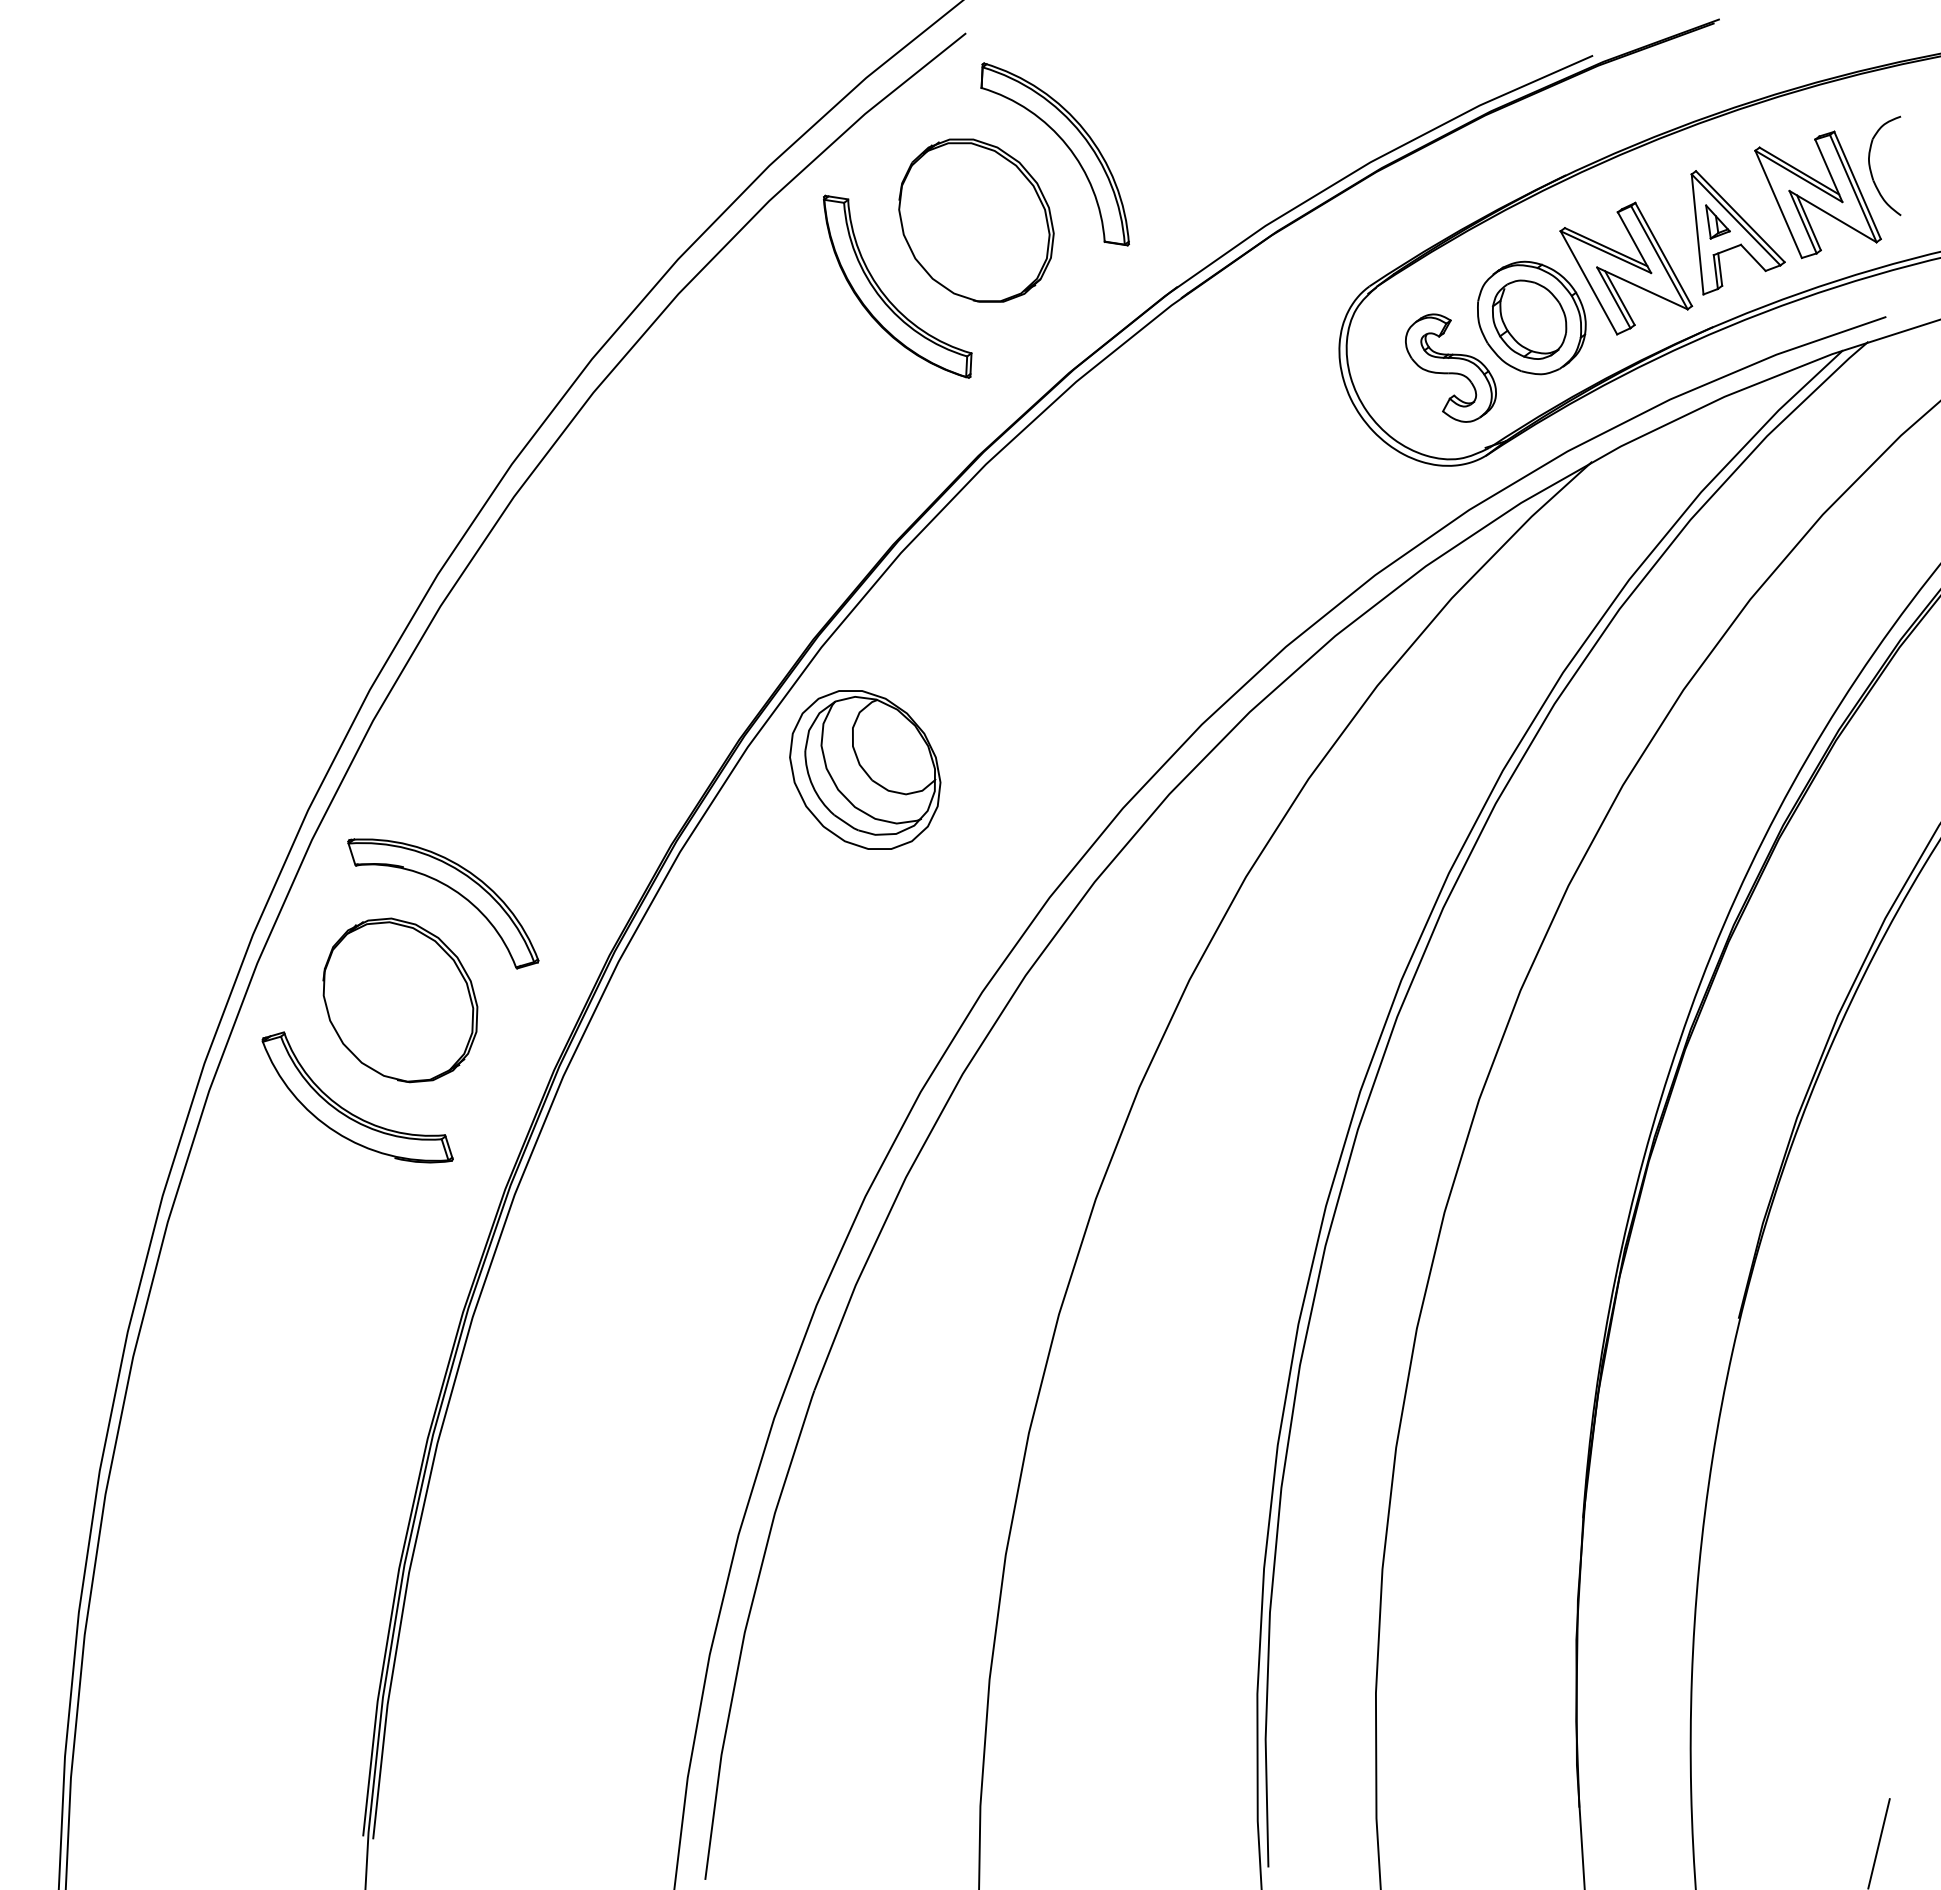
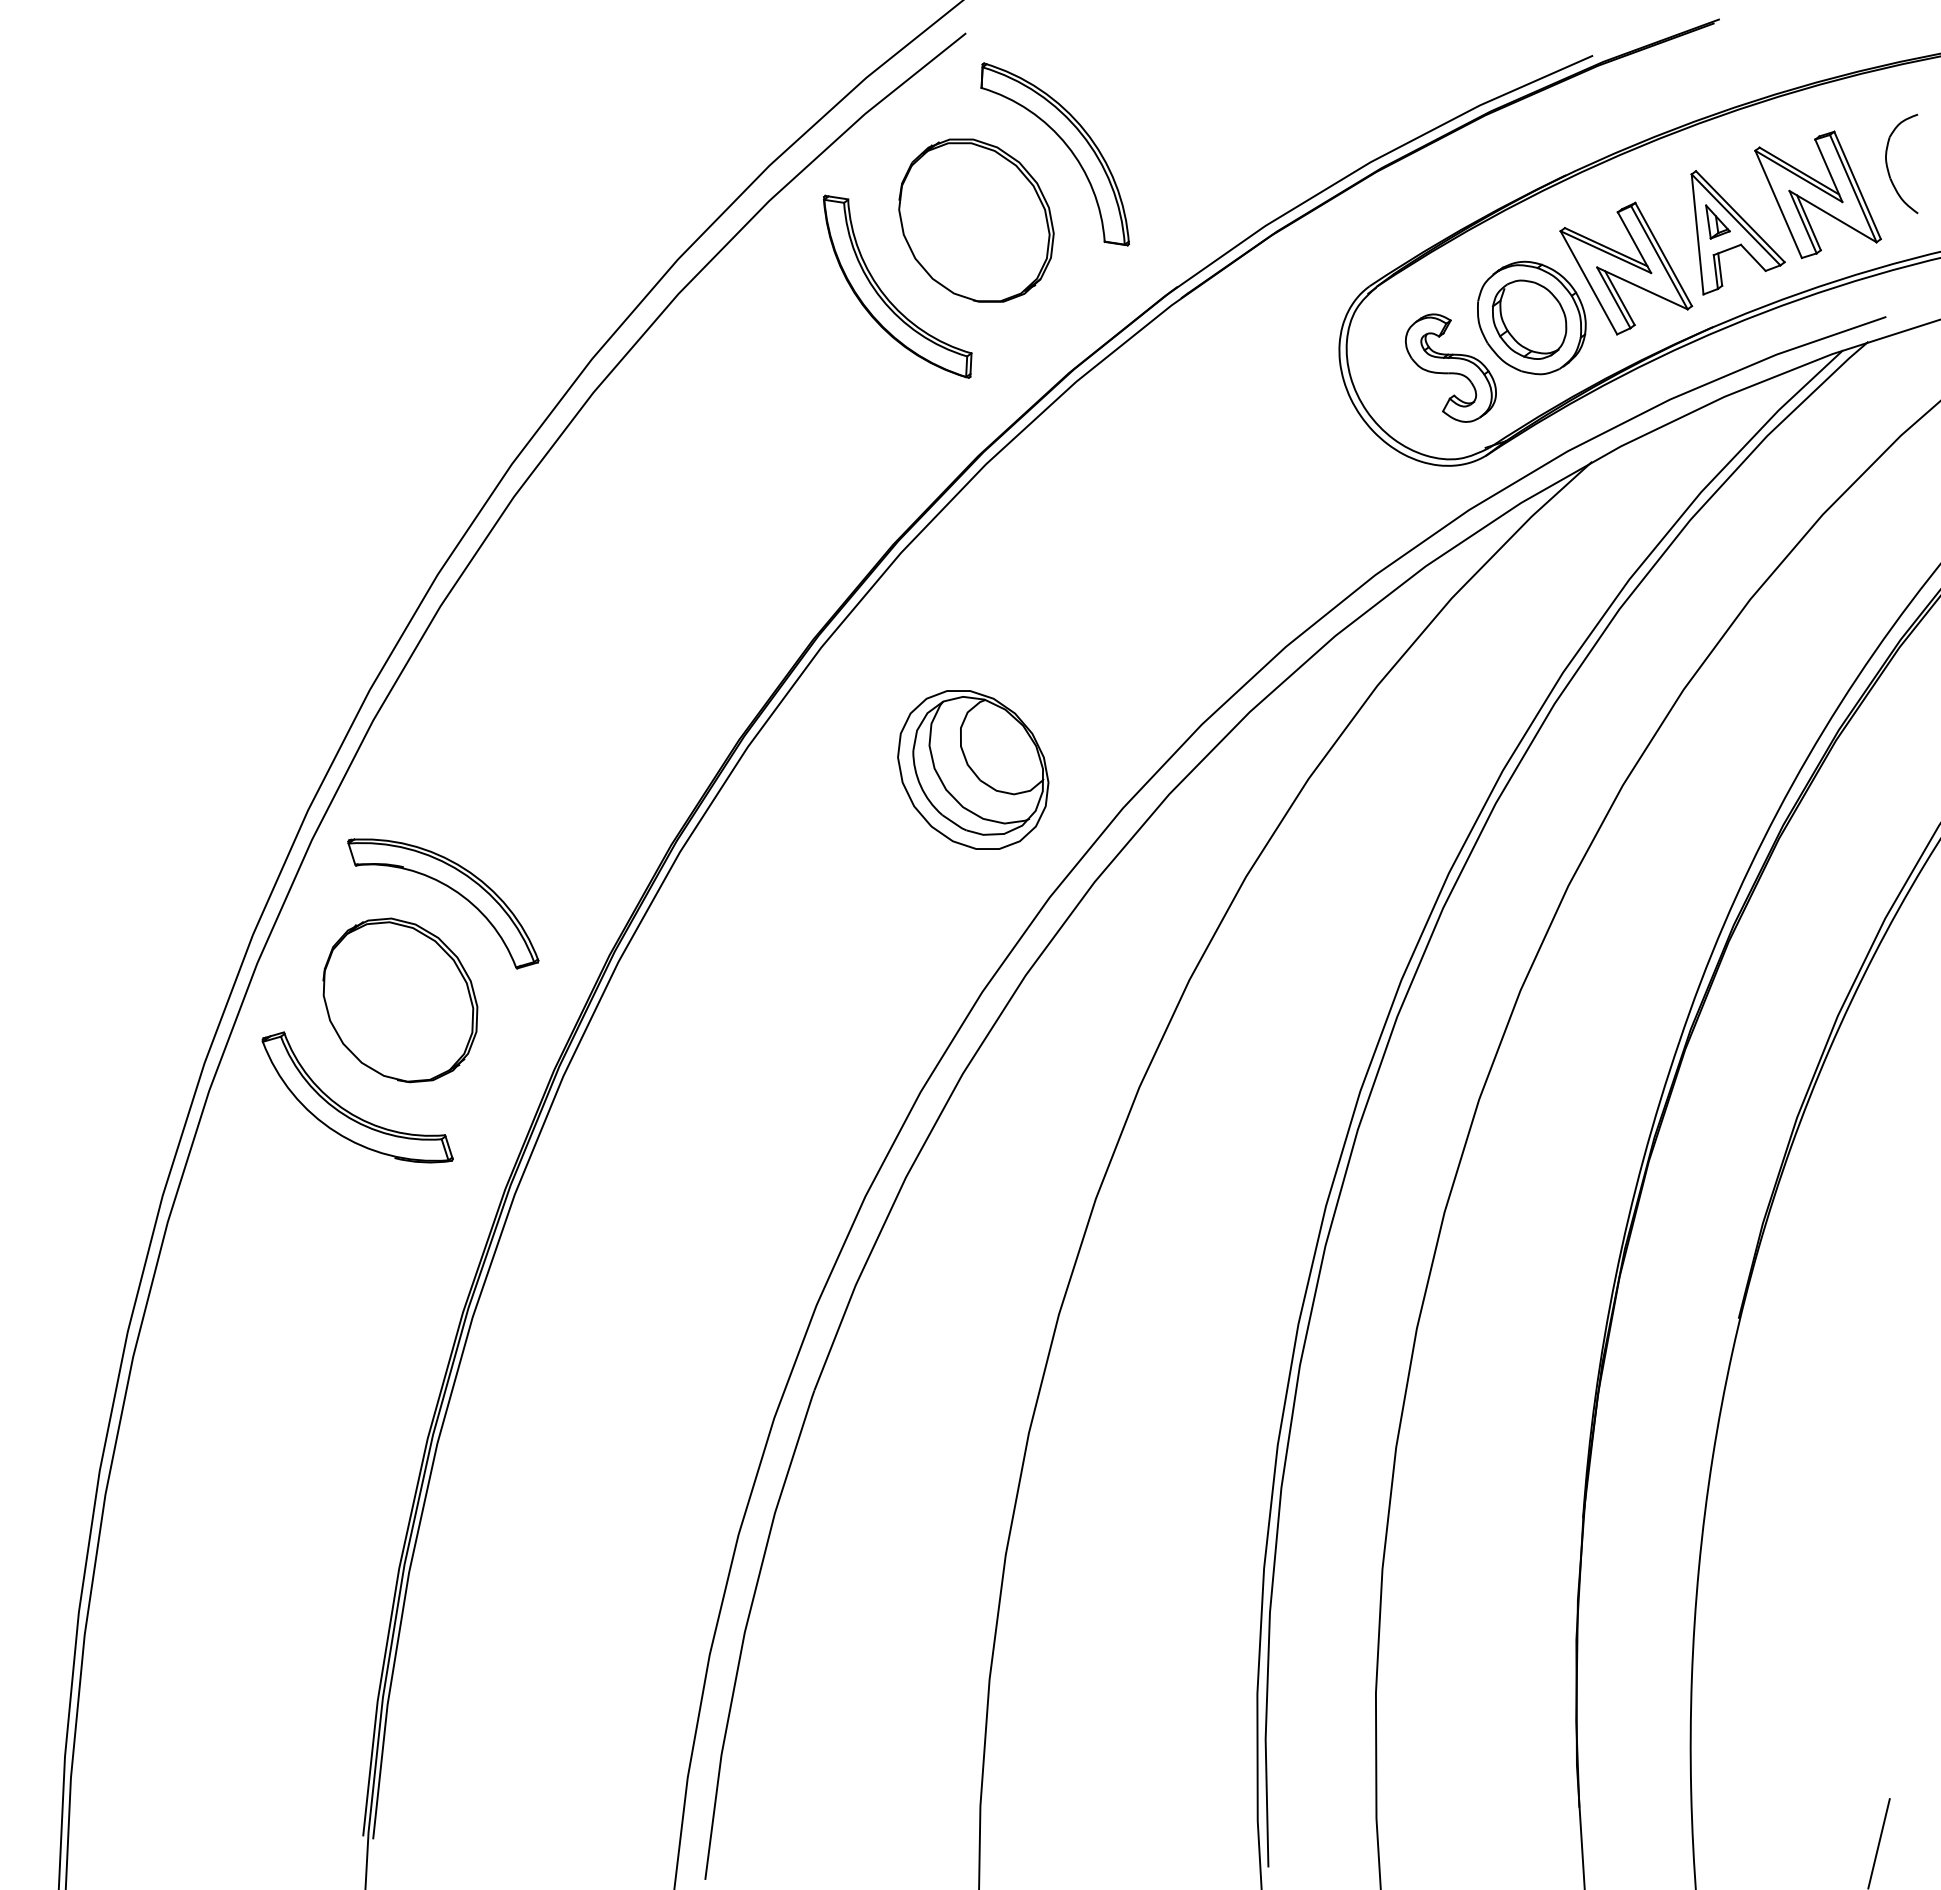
part position: (1871, 169) -> (1888, 167) (1888, 167)
part position: (865, 769) -> (973, 769) (973, 769)
